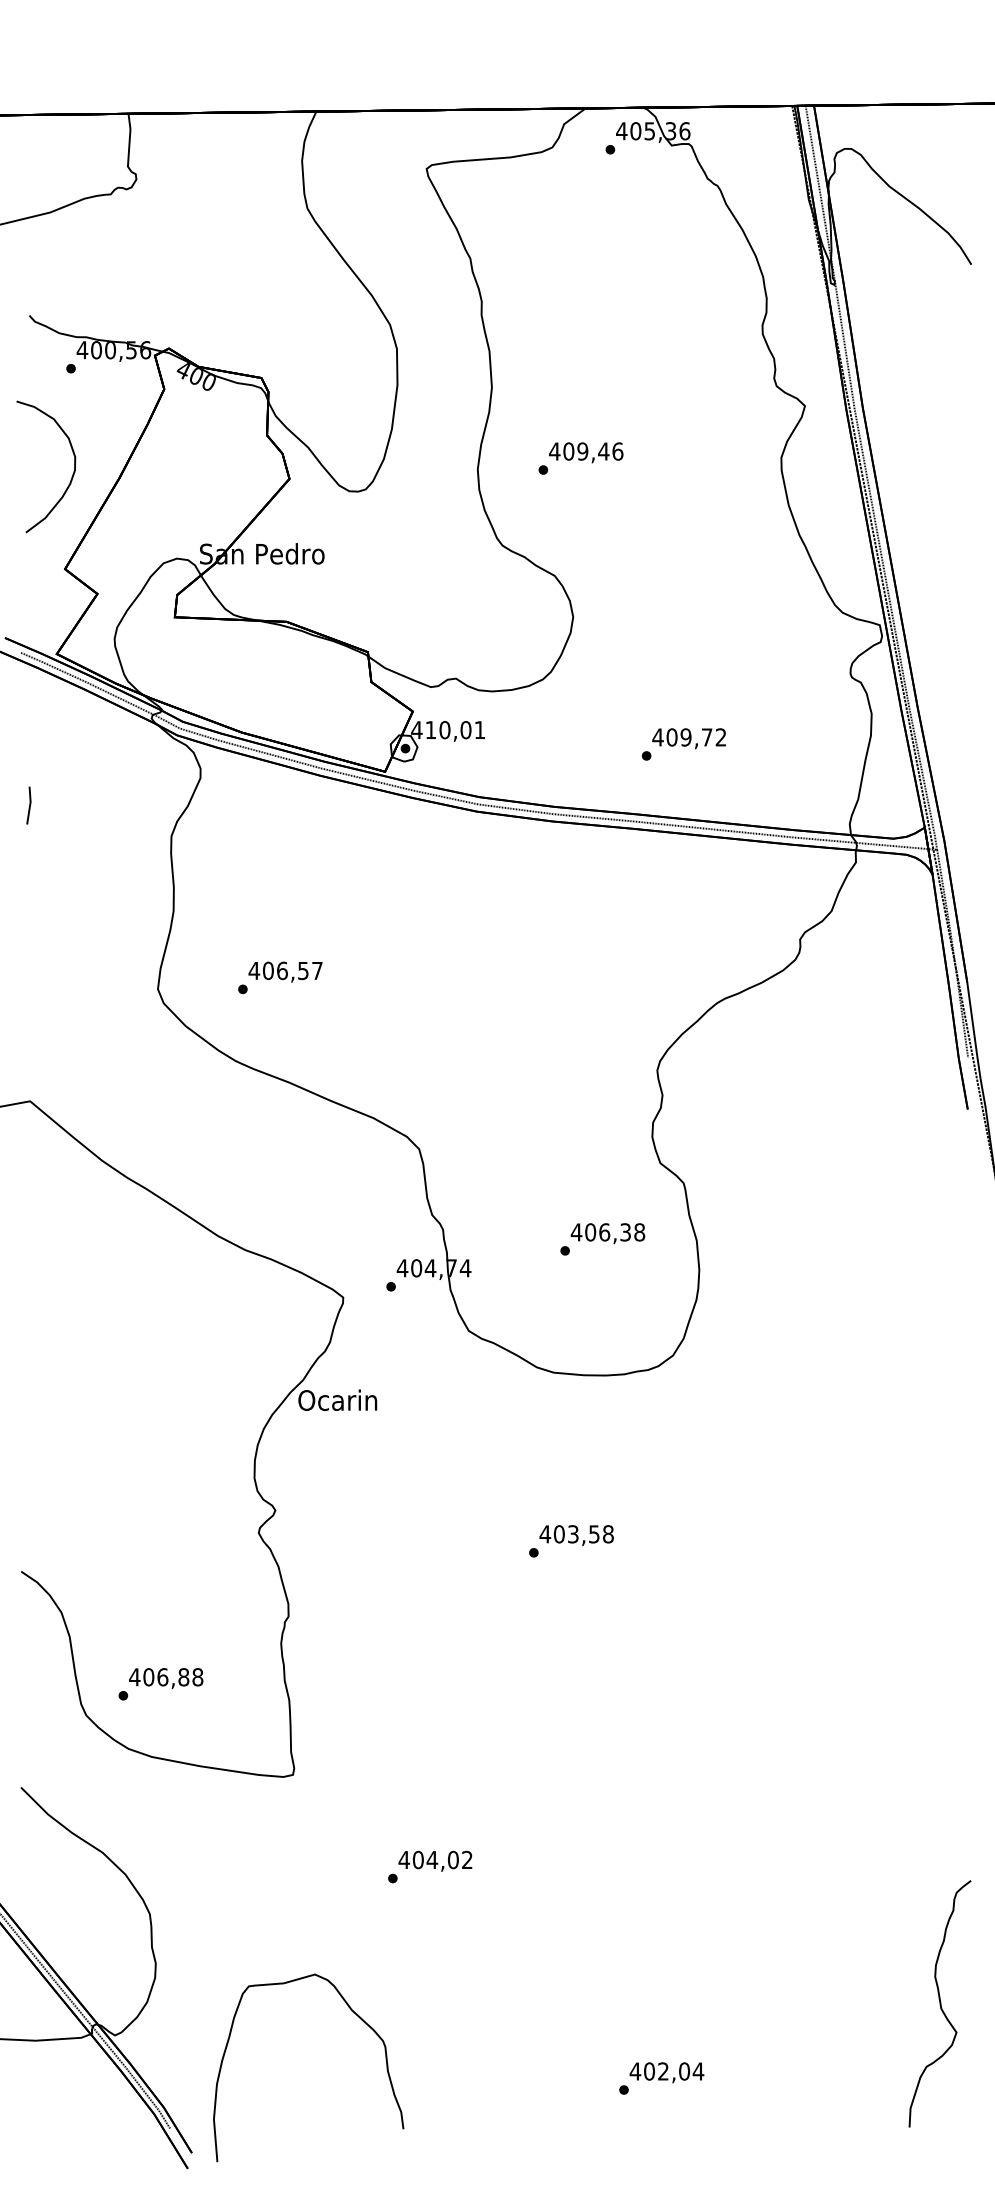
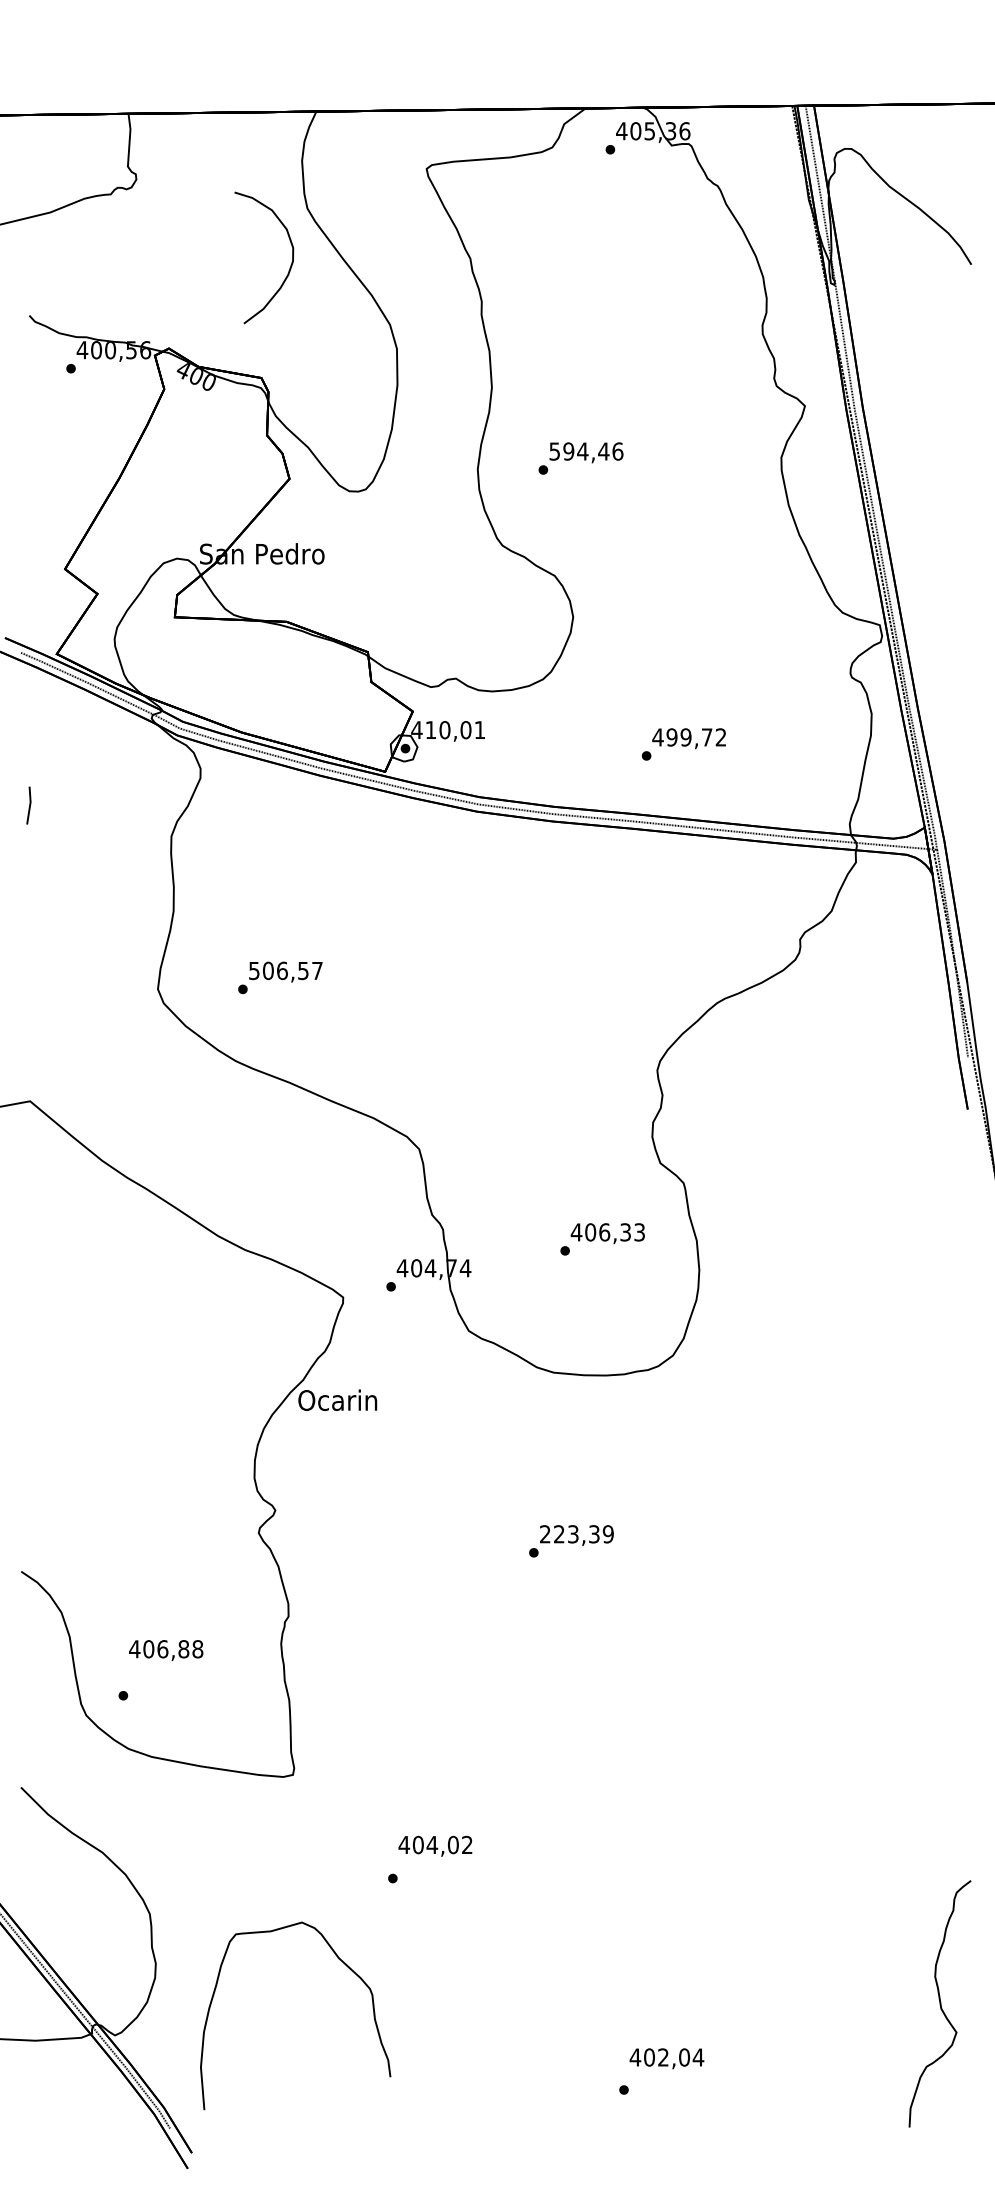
text: 409,46 -> 594,46 (568, 451)
curve position: (71, 476) -> (289, 267) (289, 267)
text: 409,72 -> 499,72 (671, 737)
text: 406,57 -> 506,57 (254, 971)
text: 406,38 -> 406,33 (639, 1232)
text: 403,58 -> 223,39 (576, 1534)
text position: (166, 1678) -> (166, 1650) (166, 1650)
text position: (435, 1860) -> (435, 1845) (435, 1845)
curve position: (351, 2011) -> (338, 1959) (338, 1959)
text position: (666, 2072) -> (666, 2058) (666, 2058)
